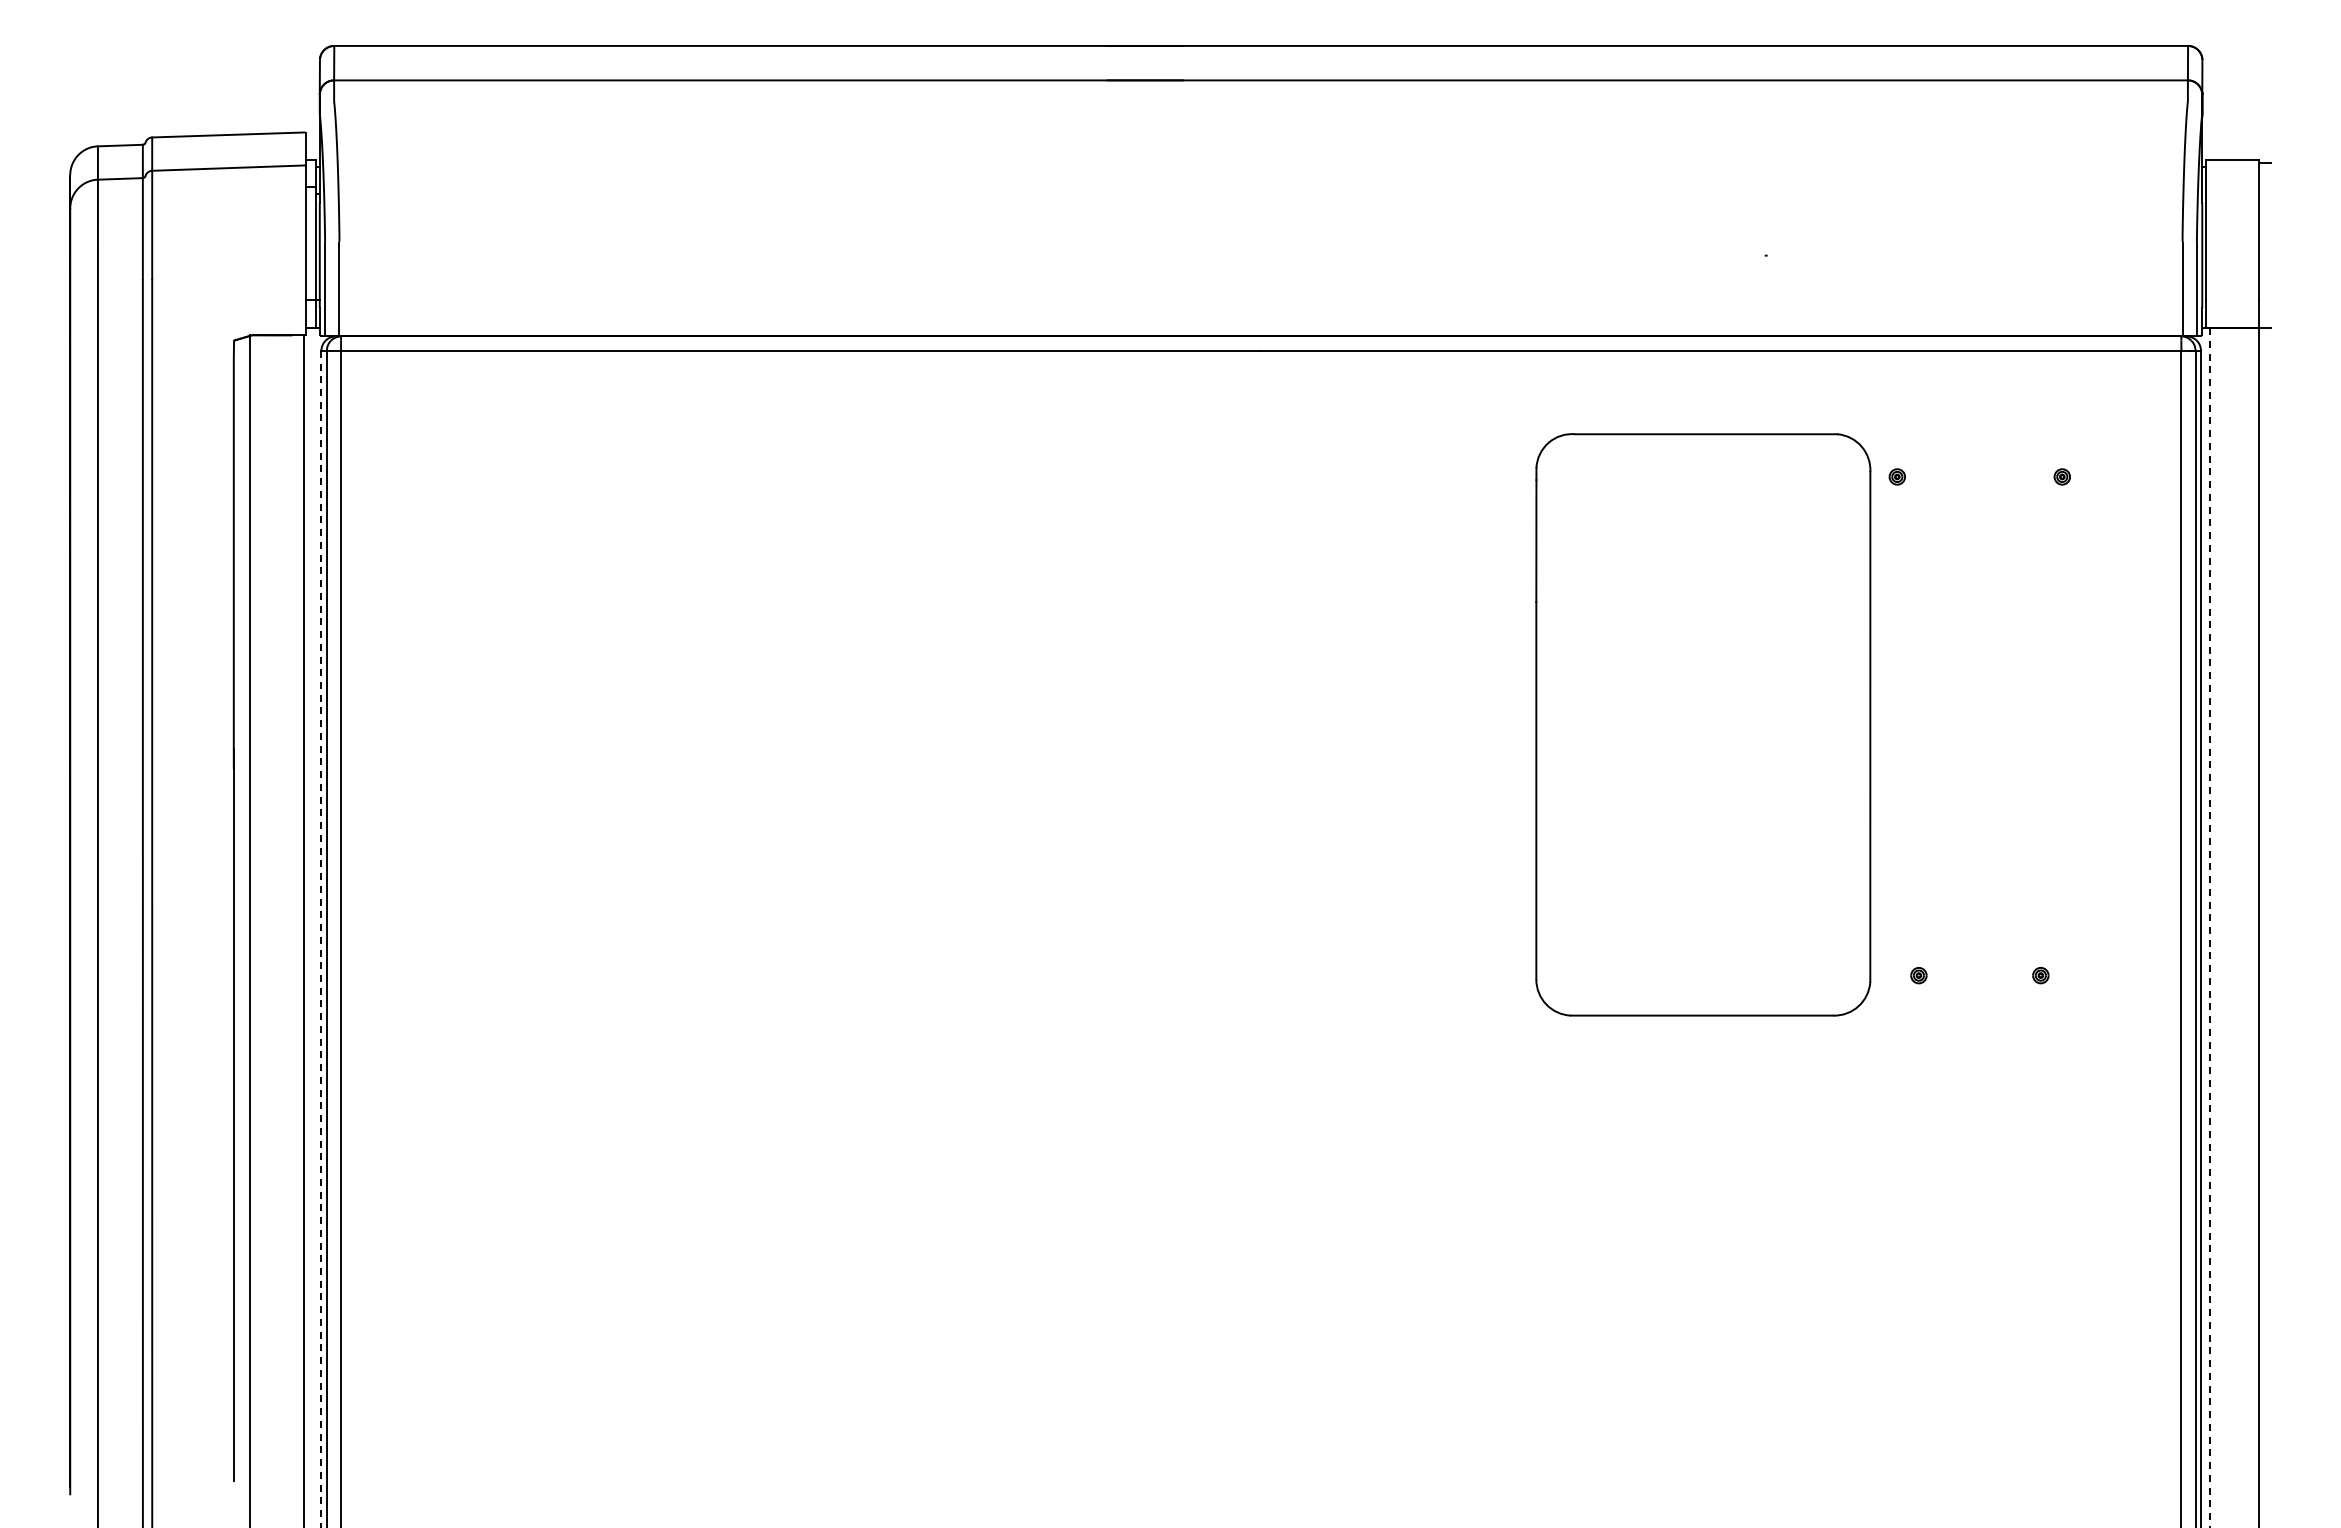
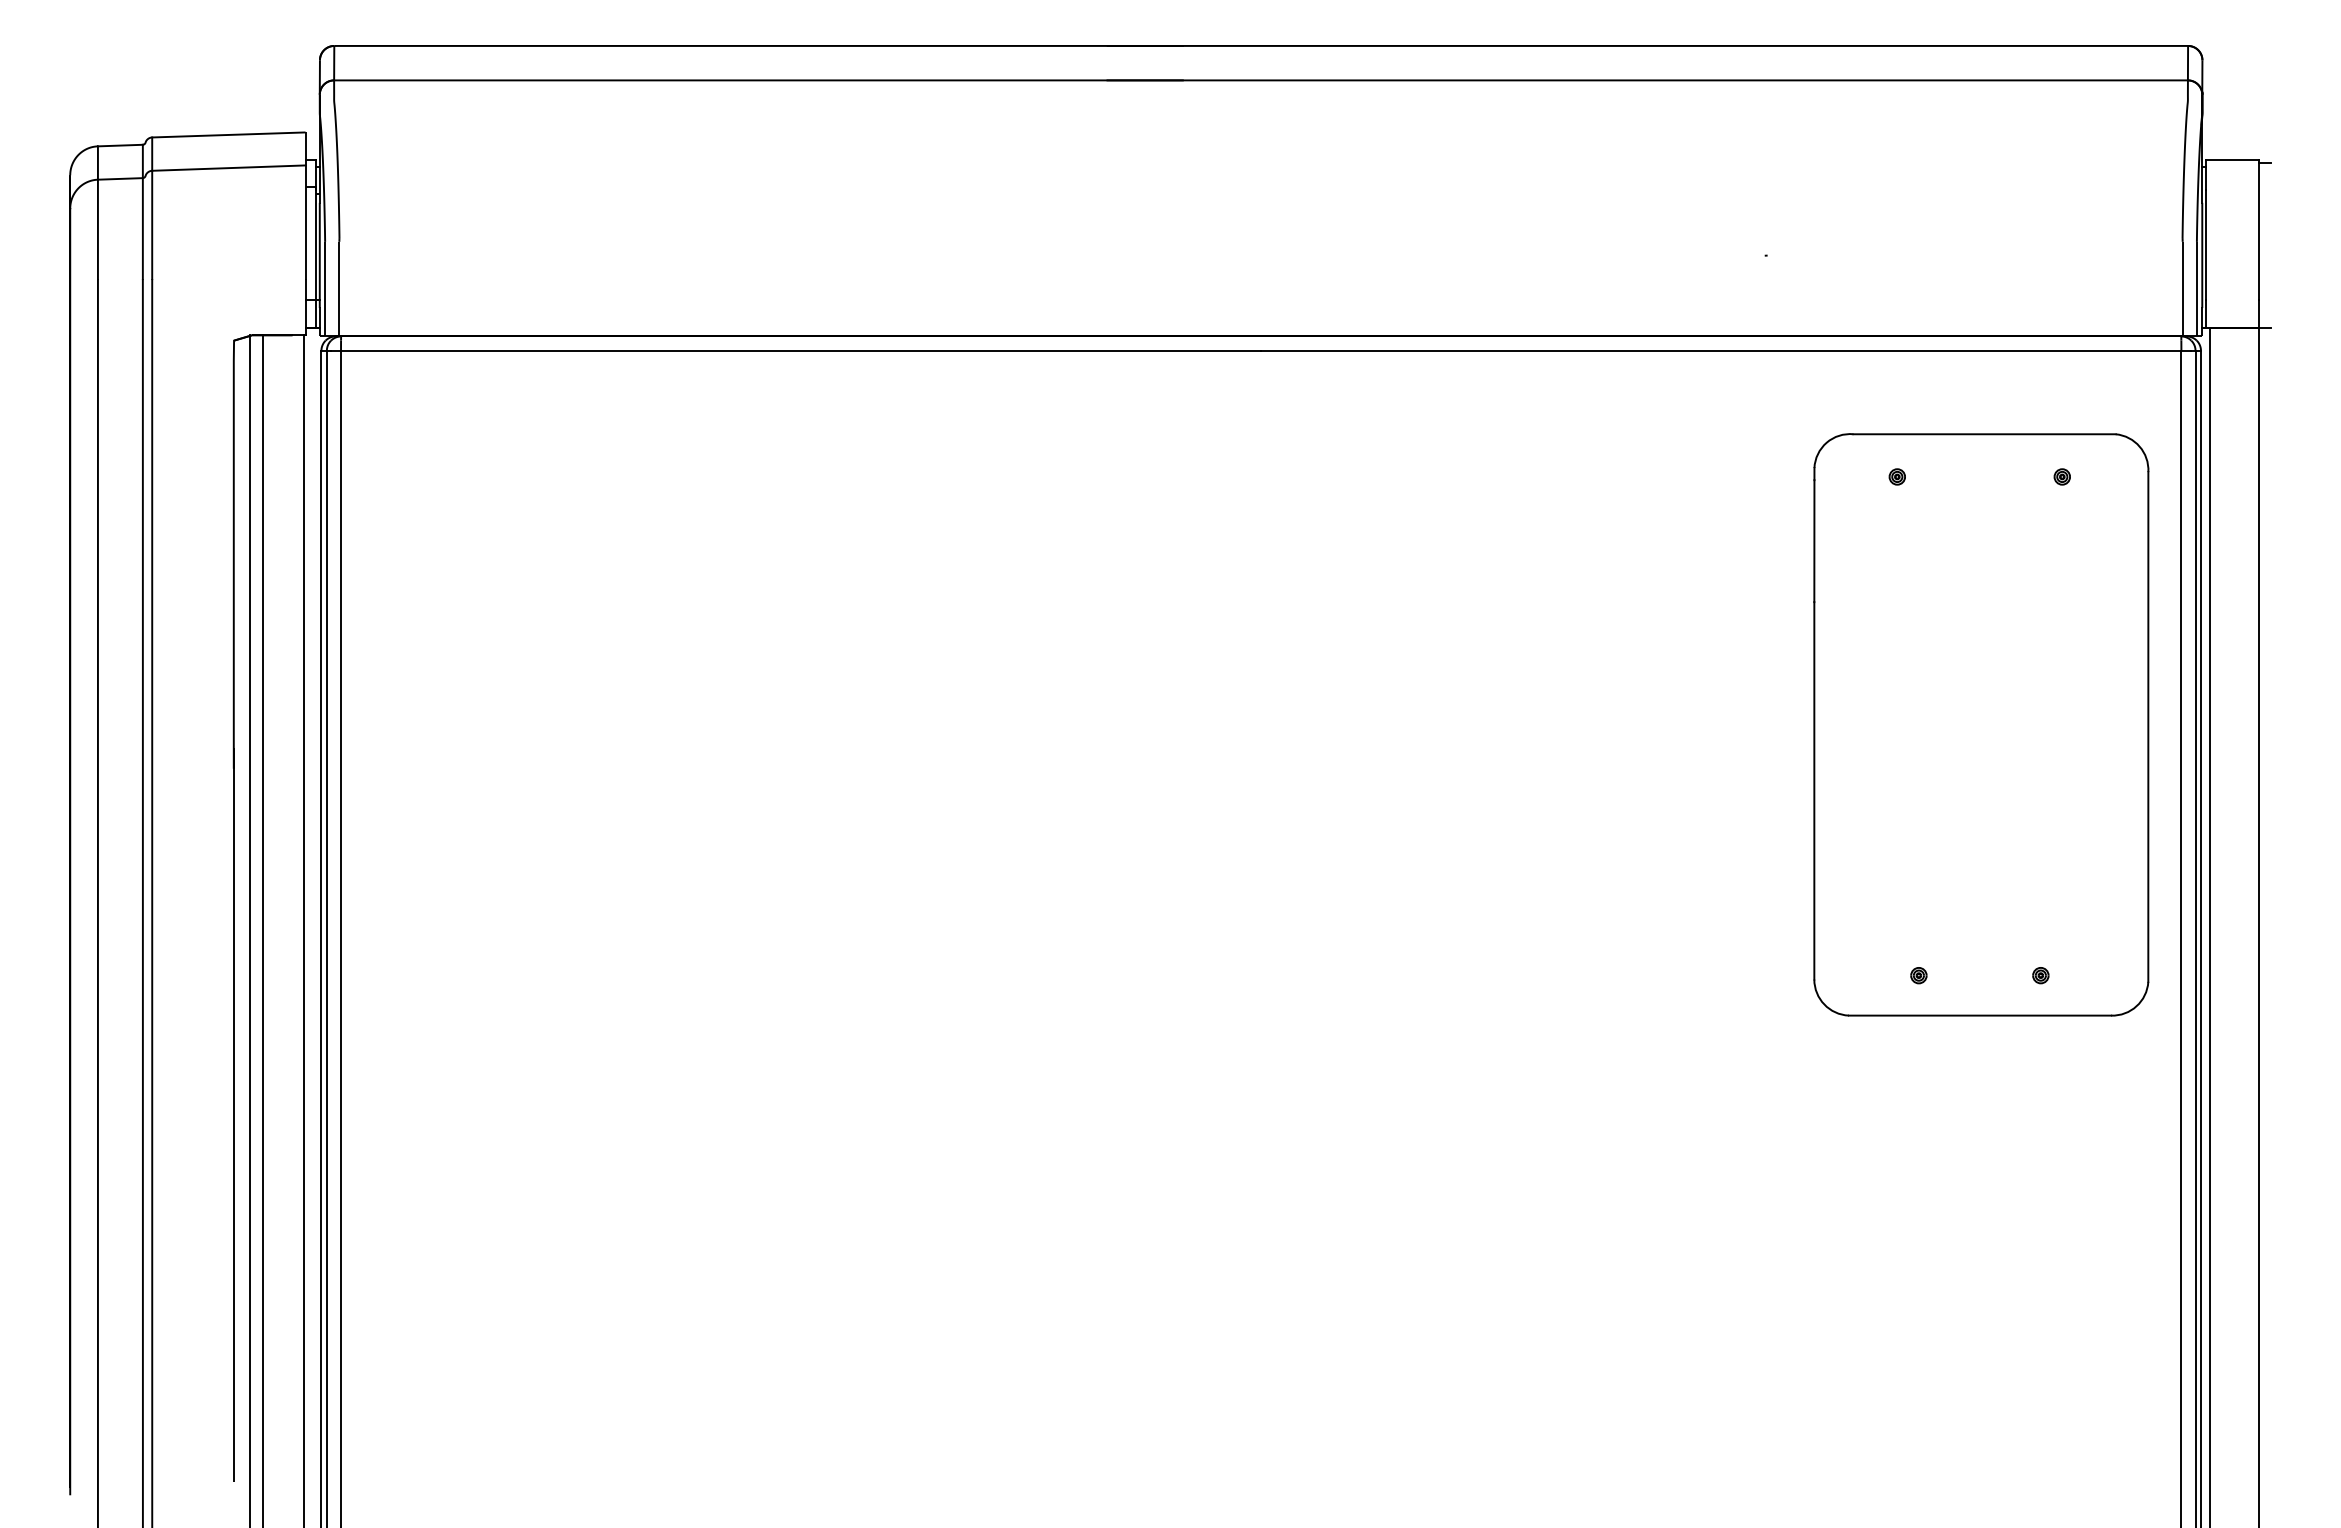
part position: (1703, 724) -> (1981, 724) (1981, 724)
line: dashed -> solid (2210, 928)
line: none -> present (263, 929)
line: dashed -> solid (321, 939)
